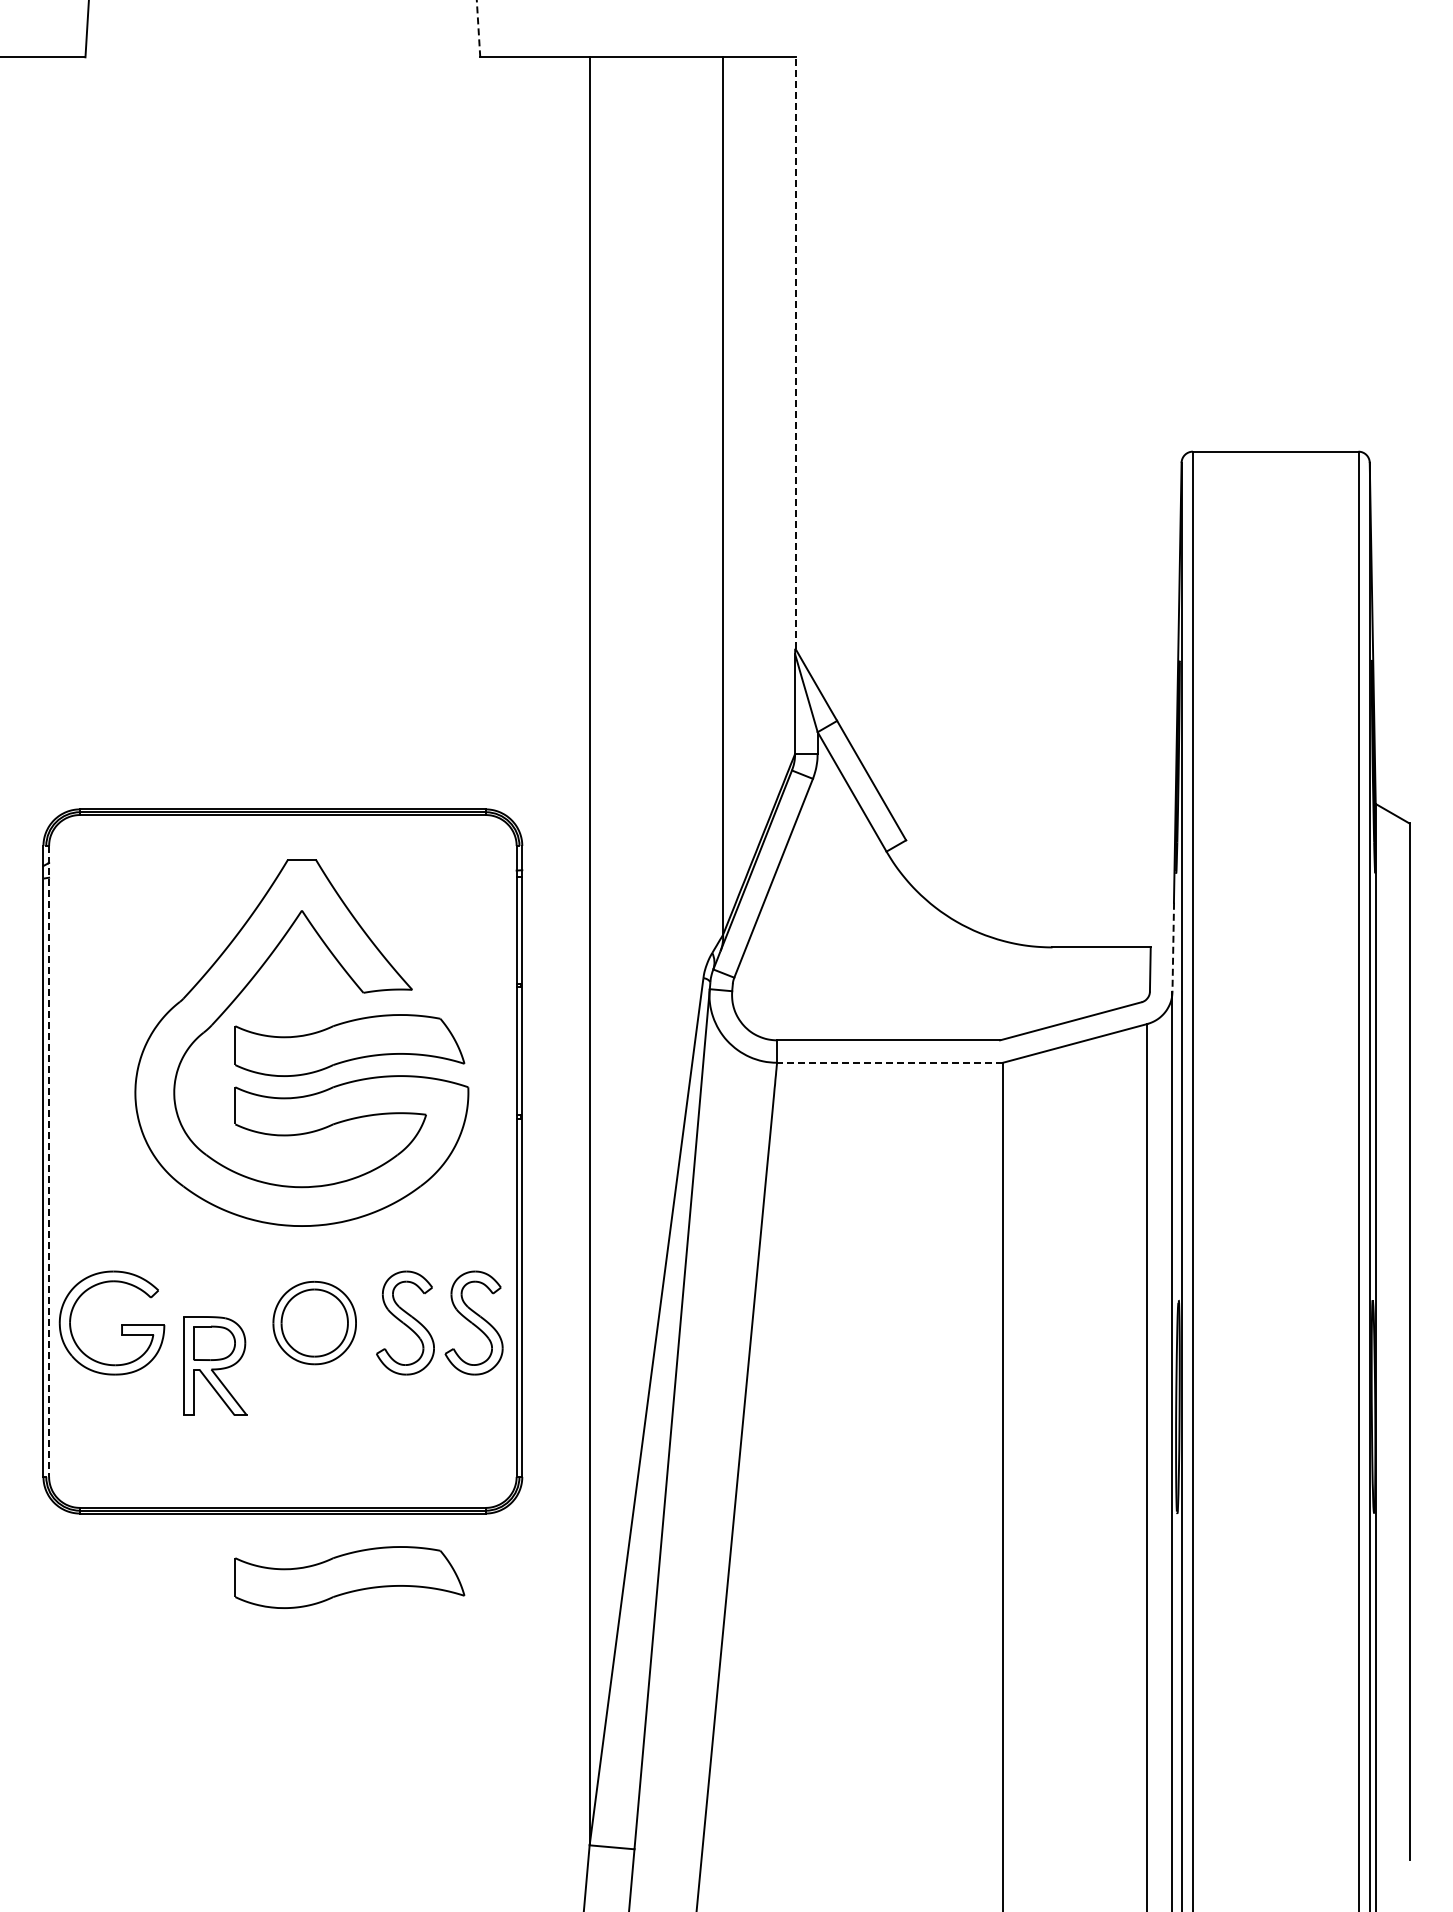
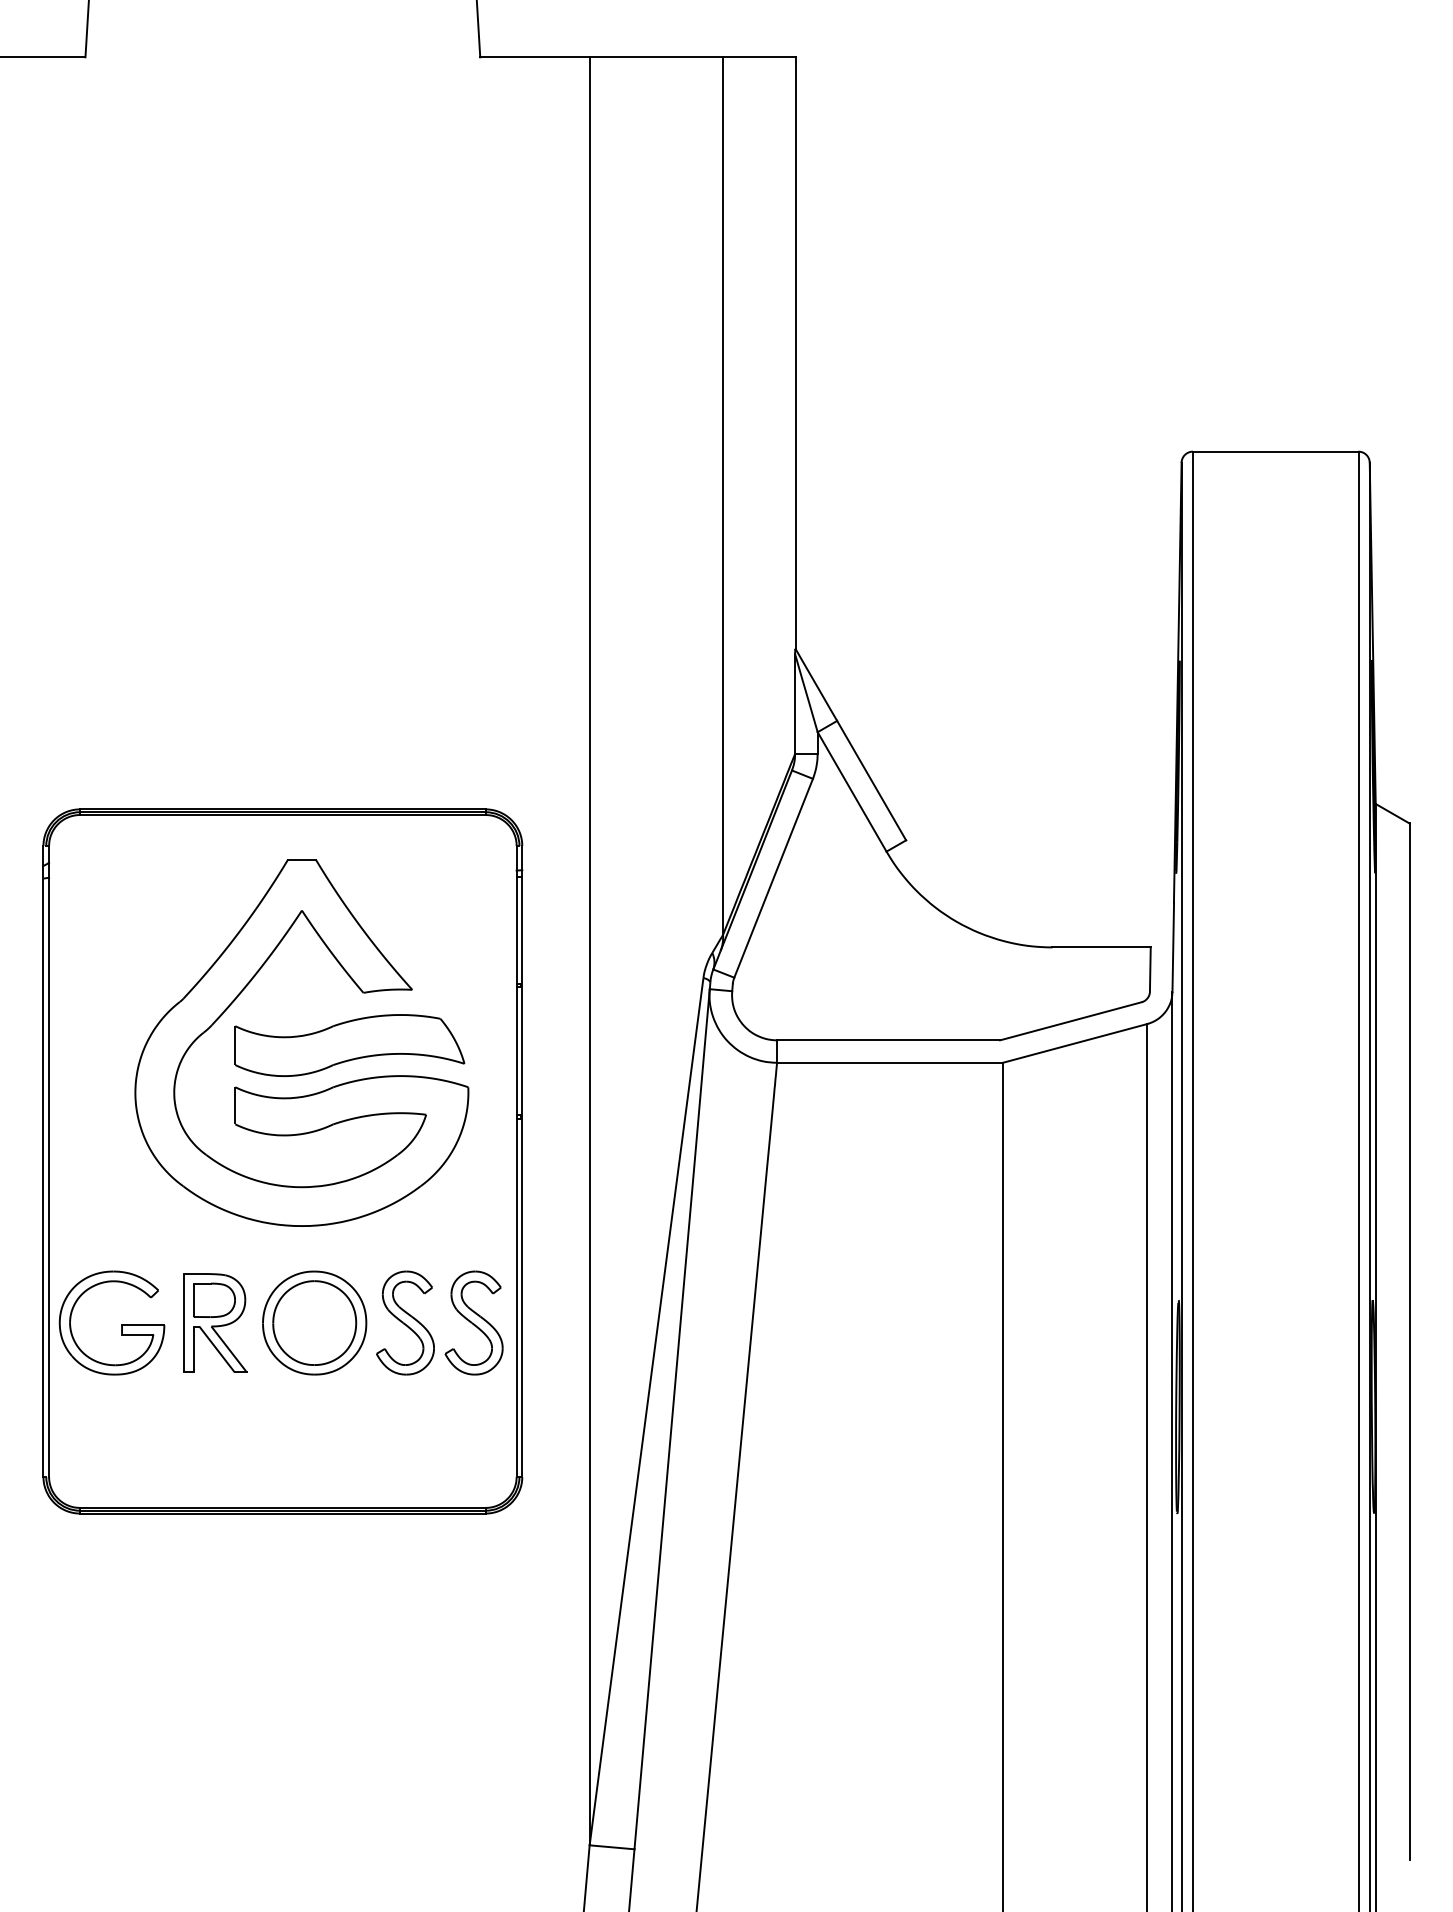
line: dashed -> solid (478, 28)
line: dashed -> solid (795, 353)
line: dashed -> solid (1173, 947)
line: dashed -> solid (890, 1062)
line: dashed -> solid (49, 1161)
part size: 85x86 px -> 106x106 px (314, 1322)
part position: (215, 1365) -> (215, 1322) (215, 1322)
part: present -> none (349, 1577)
